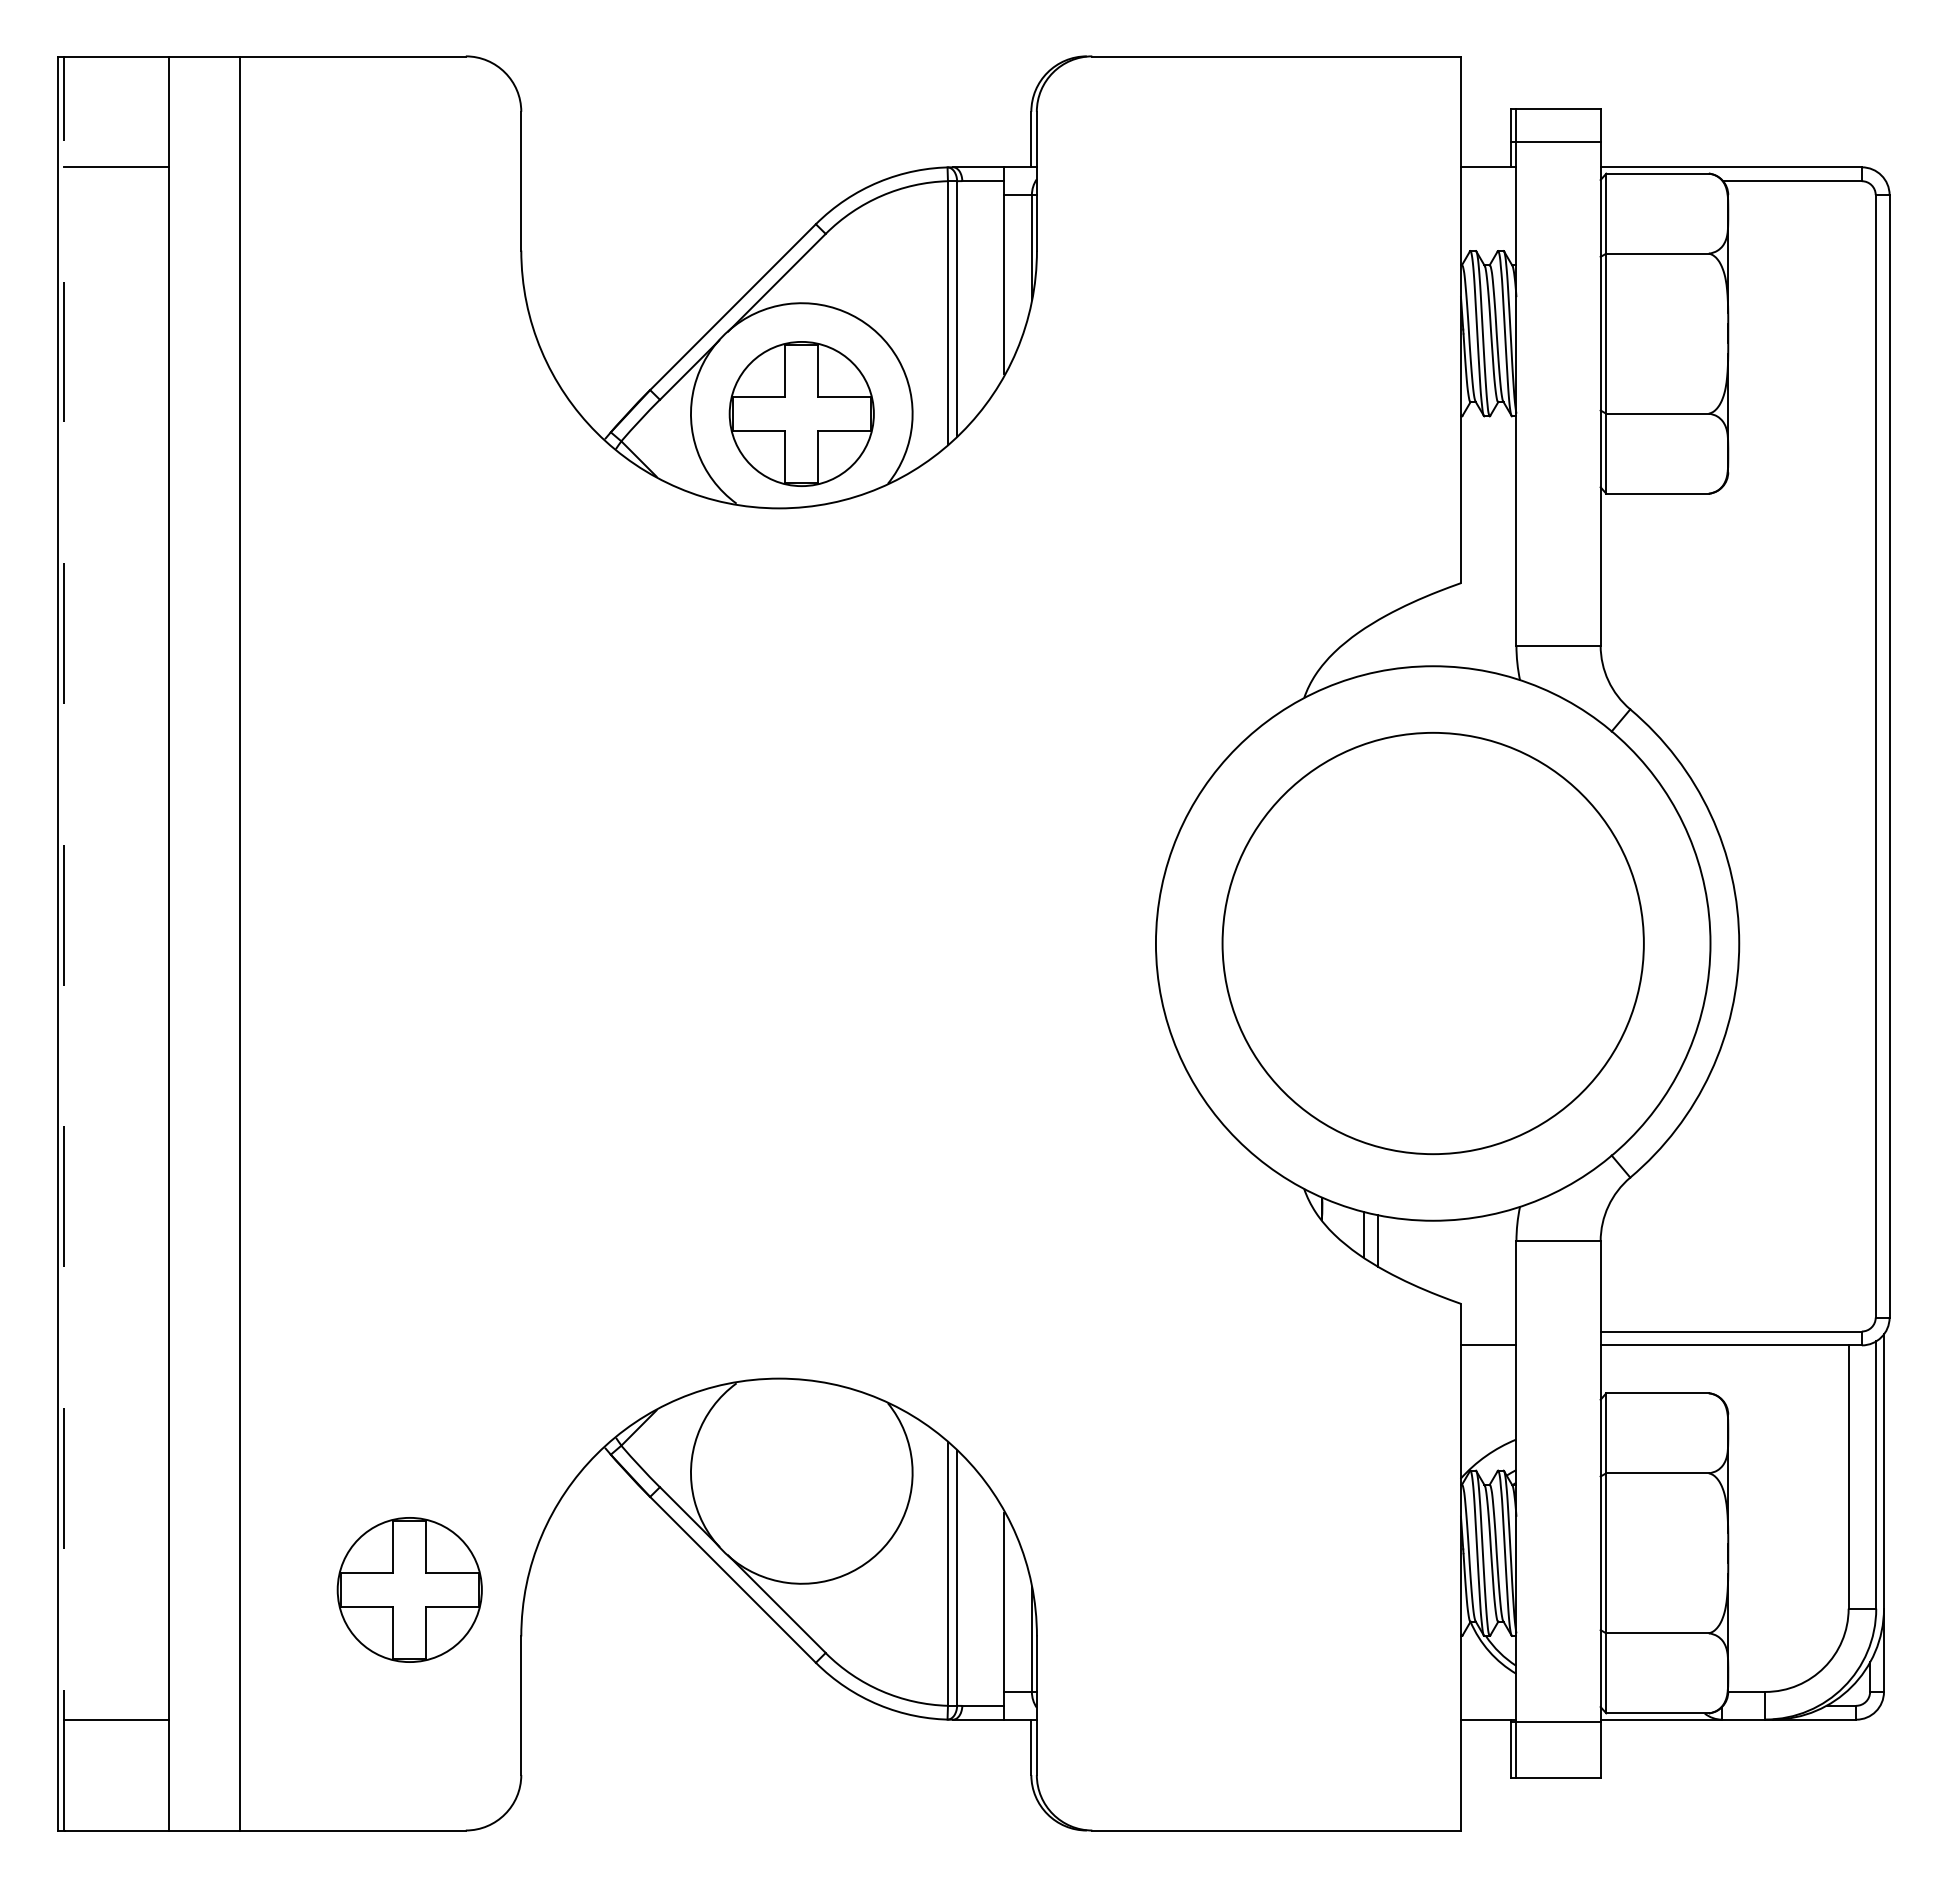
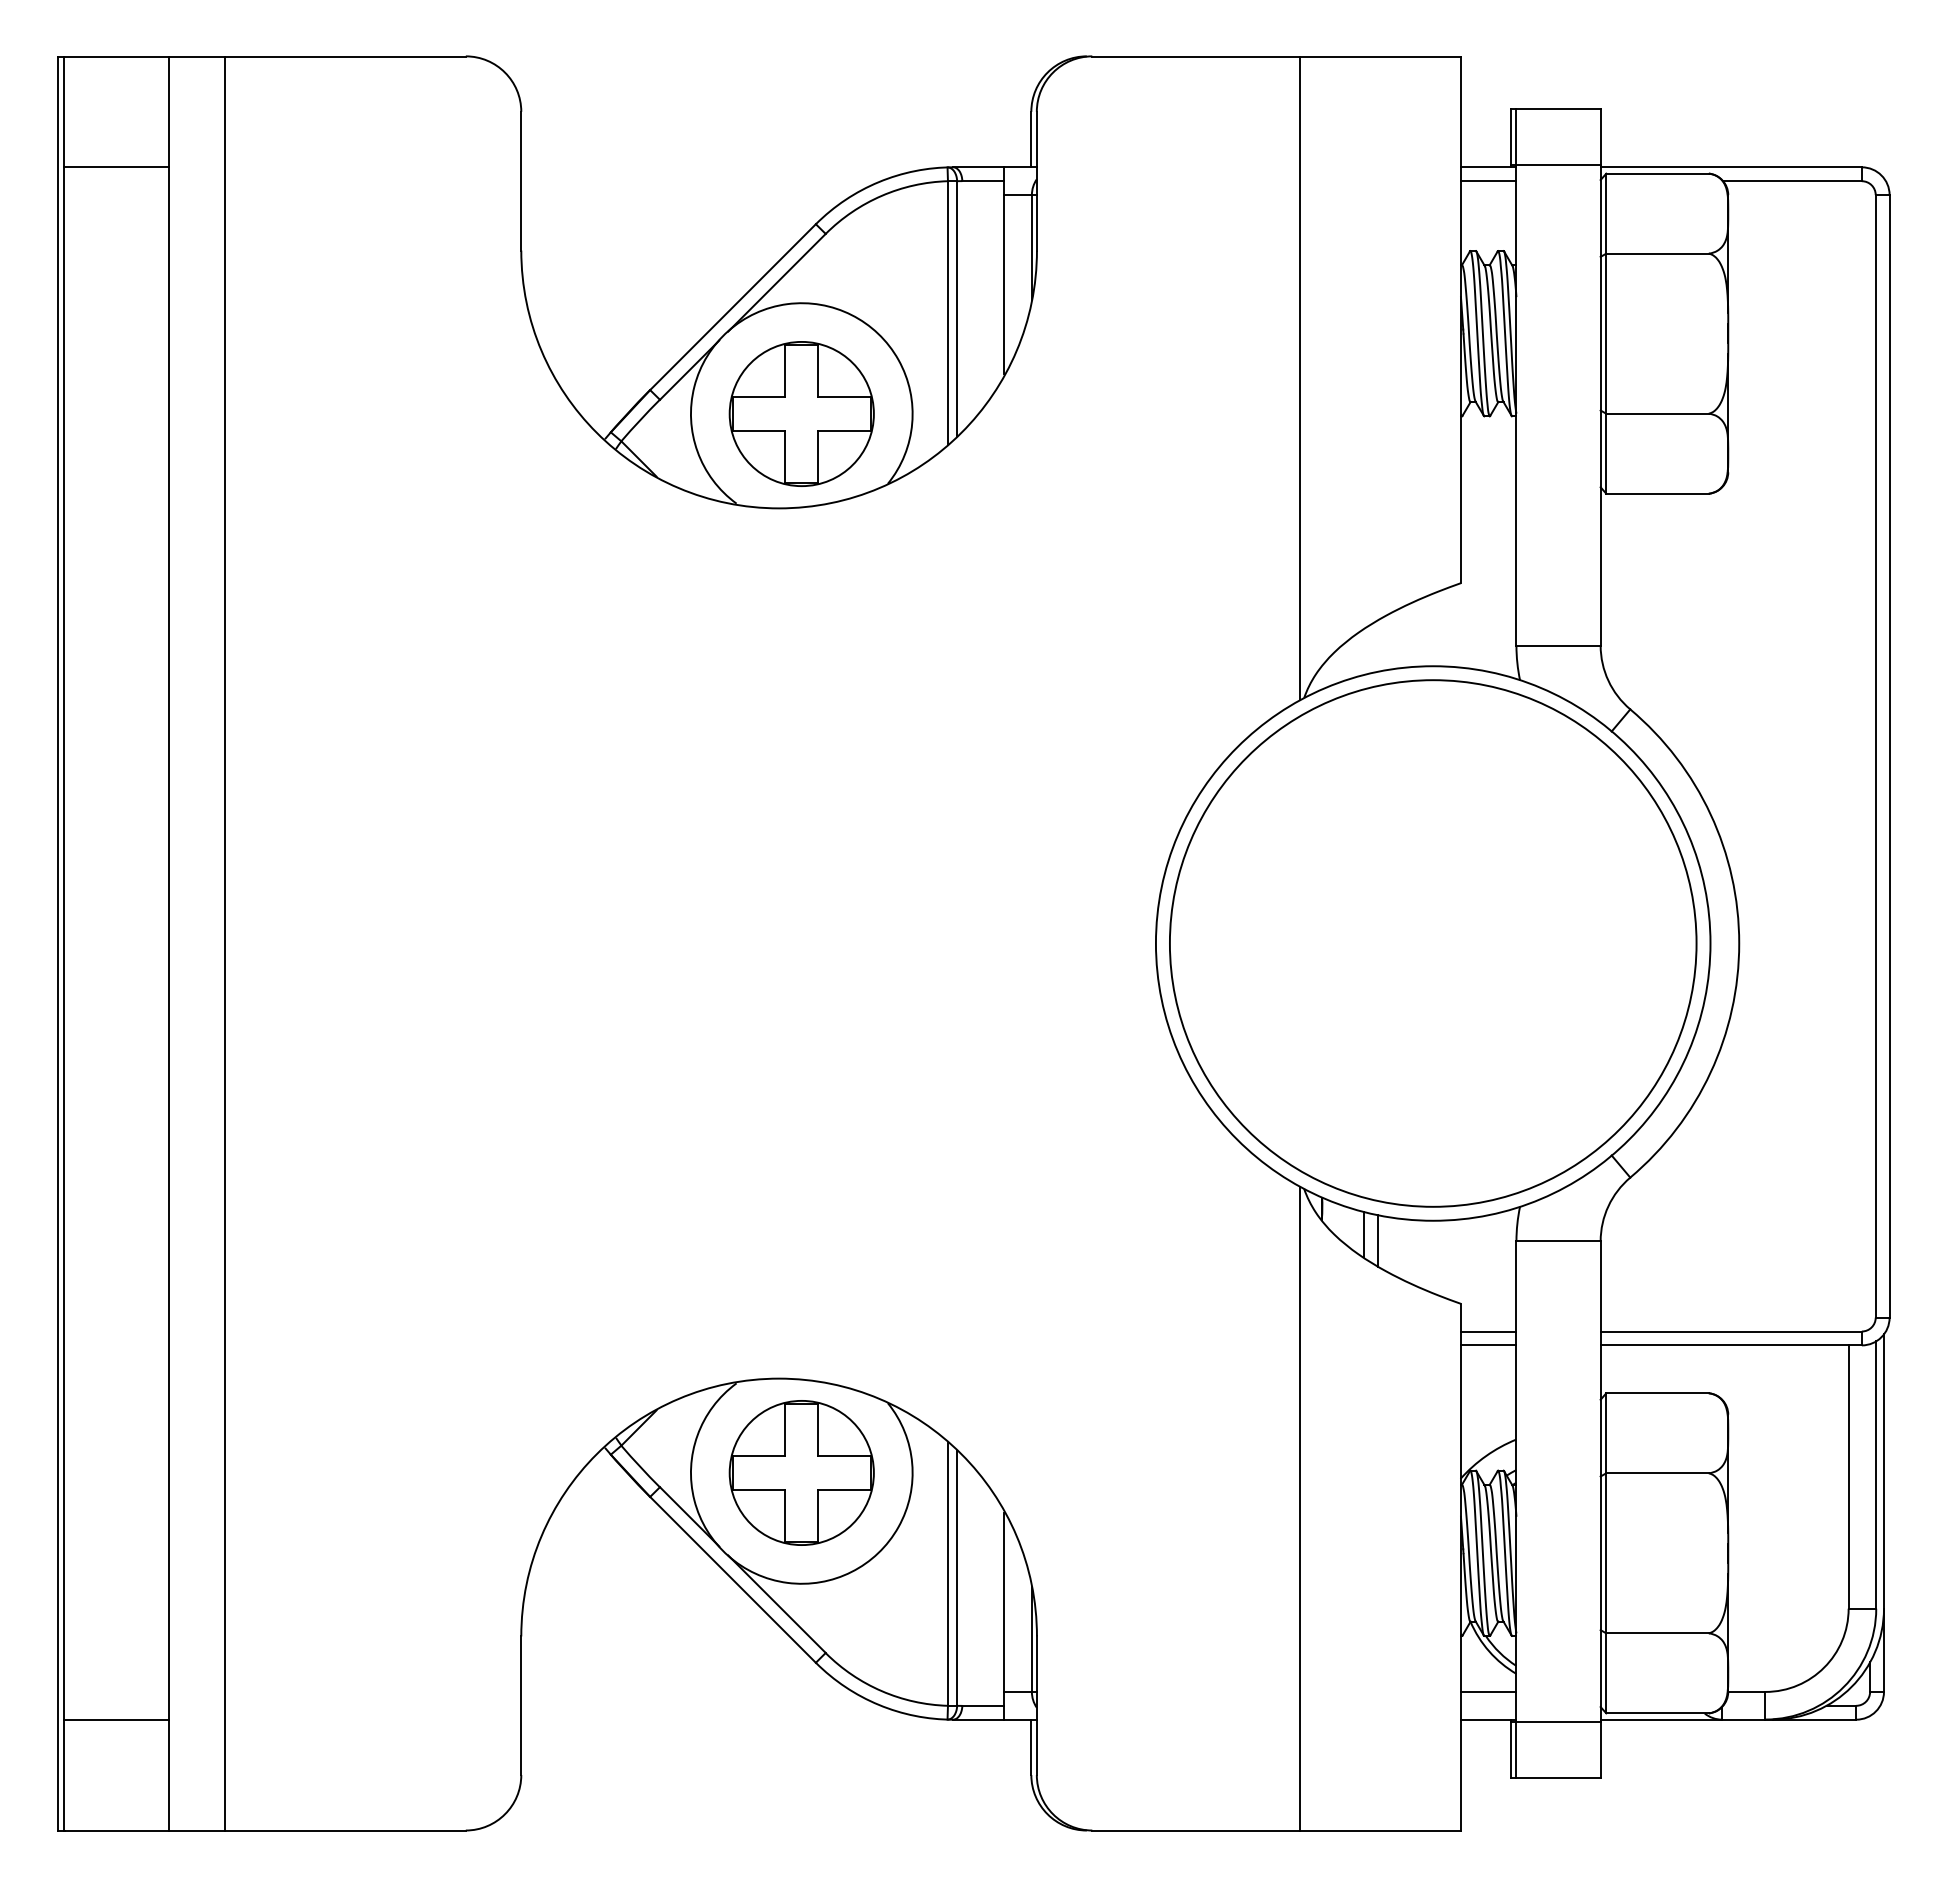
line position: (1555, 141) -> (1555, 164) (1555, 164)
line: none -> present (1488, 181)
line: none -> present (1300, 378)
line: dashed -> solid (63, 943)
line position: (239, 943) -> (224, 943) (224, 943)
circle diameter: 421 px -> 527 px (1432, 943)
line: none -> present (1488, 1331)
line: none -> present (1300, 1508)
part position: (409, 1589) -> (801, 1472) (801, 1472)
line: none -> present (1488, 1691)
